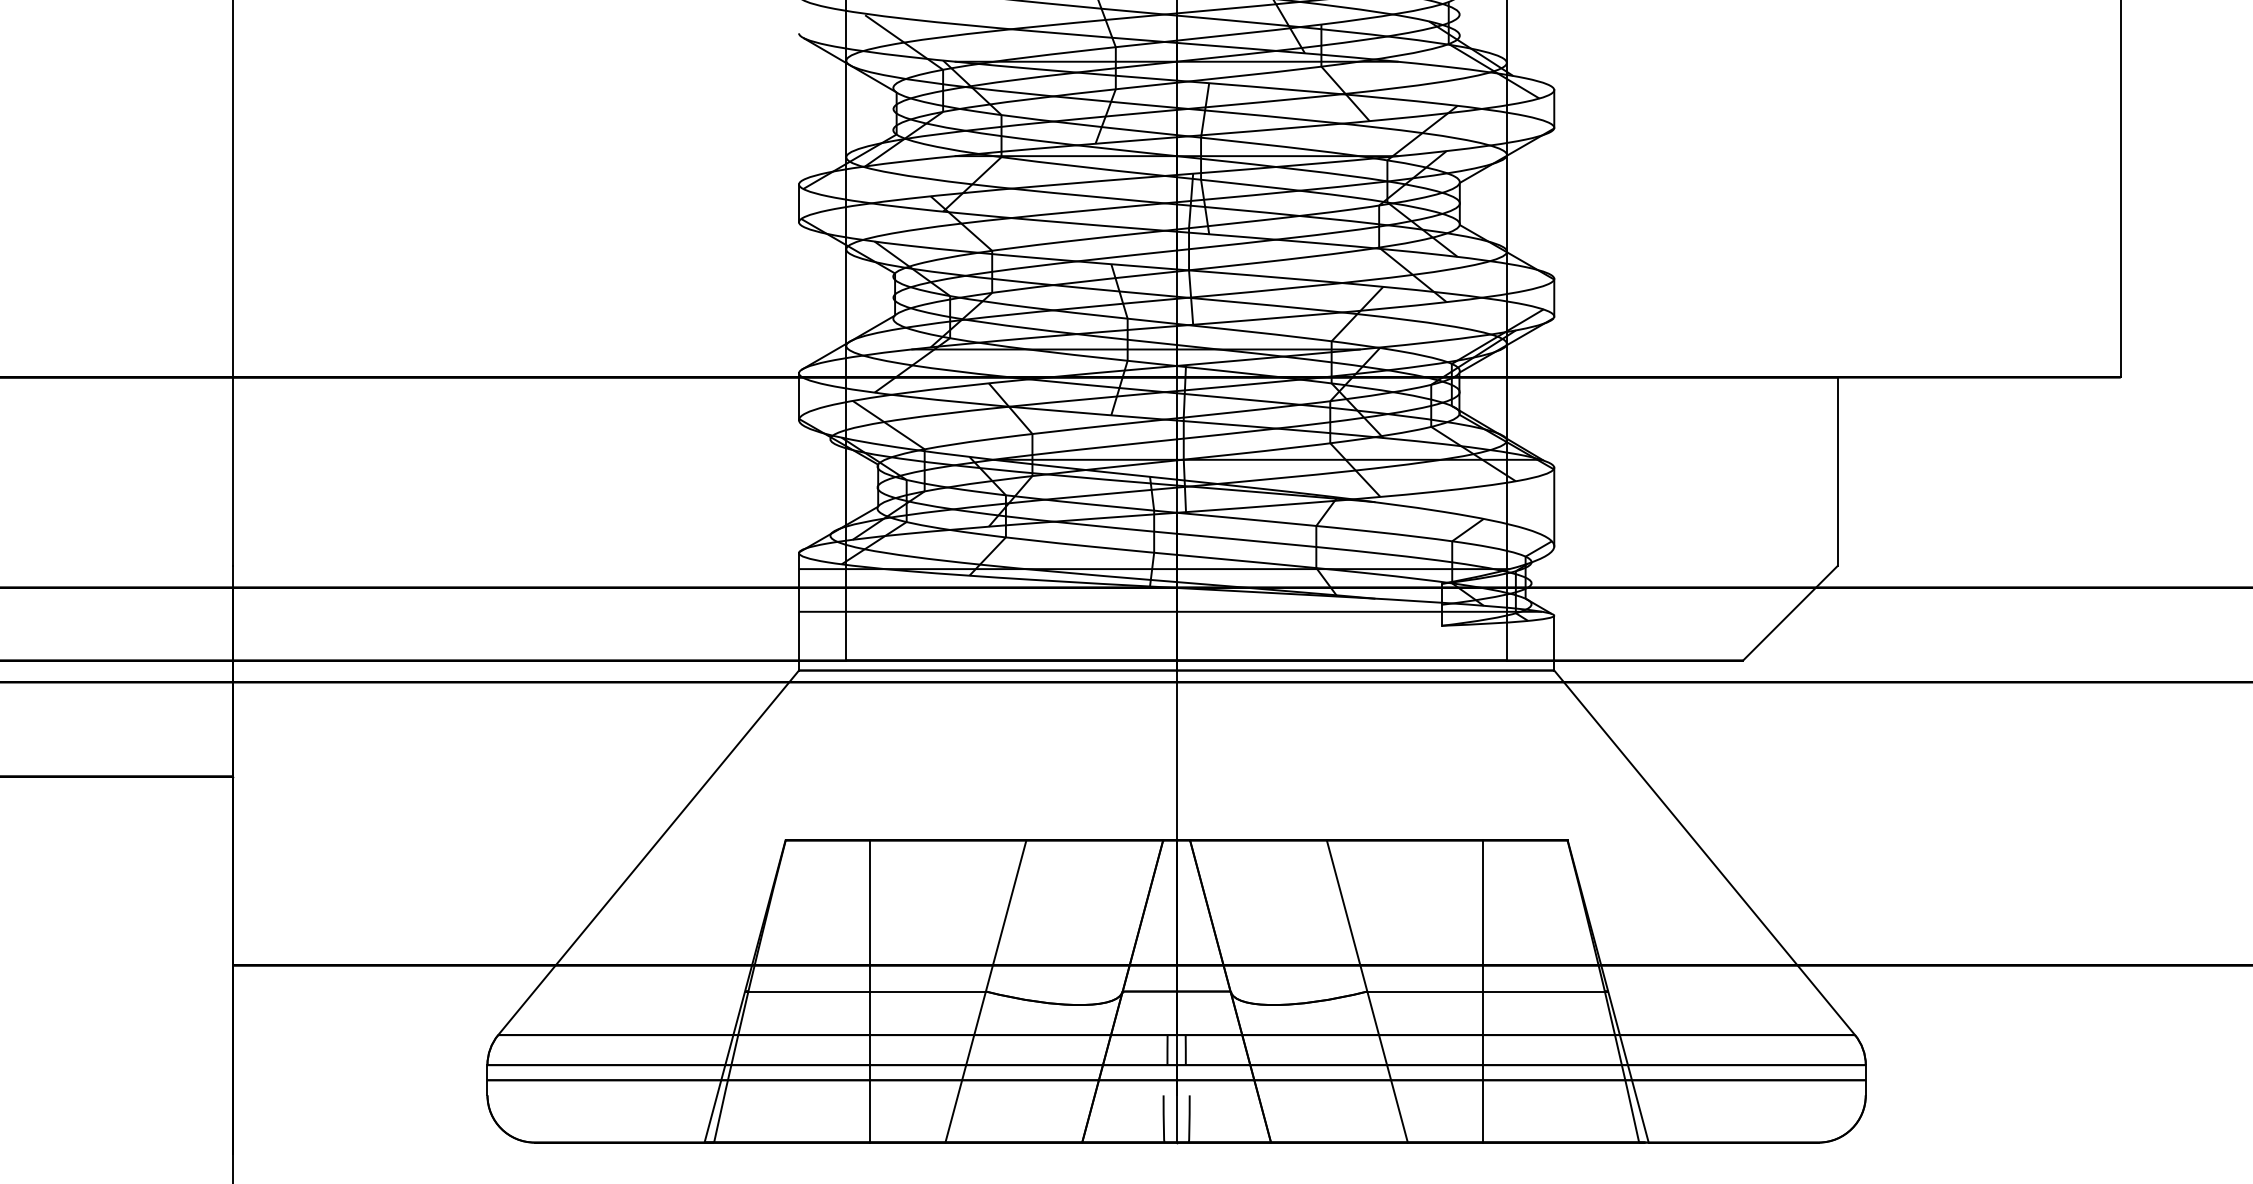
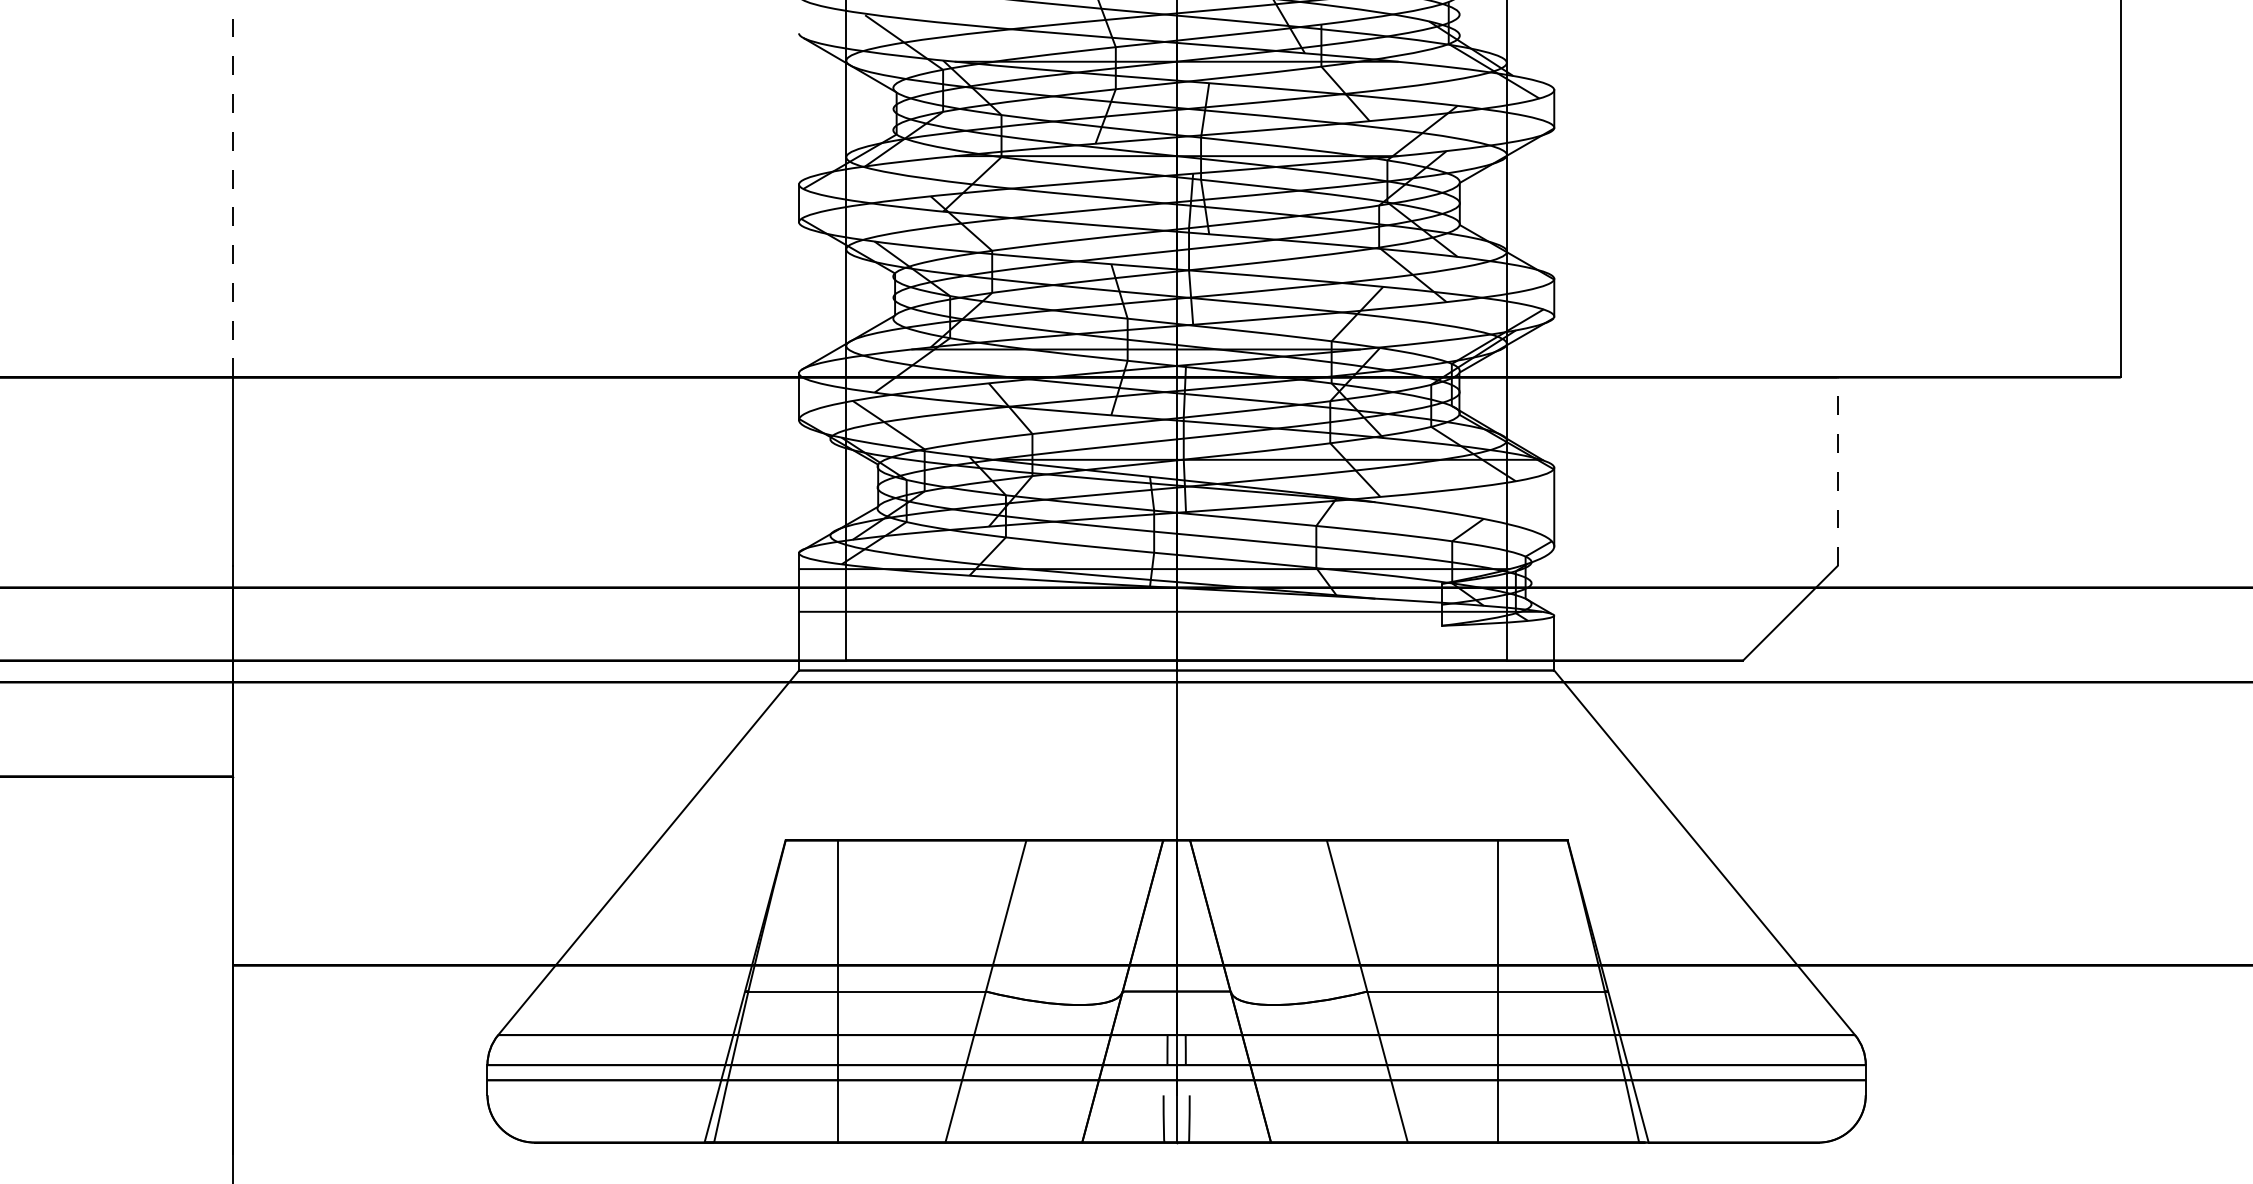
line: solid -> dashed (232, 188)
line: solid -> dashed (1837, 471)
line position: (870, 991) -> (838, 991) (838, 991)
line position: (1483, 991) -> (1498, 991) (1498, 991)
